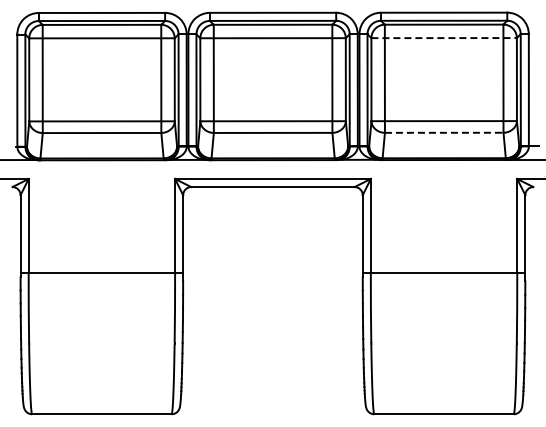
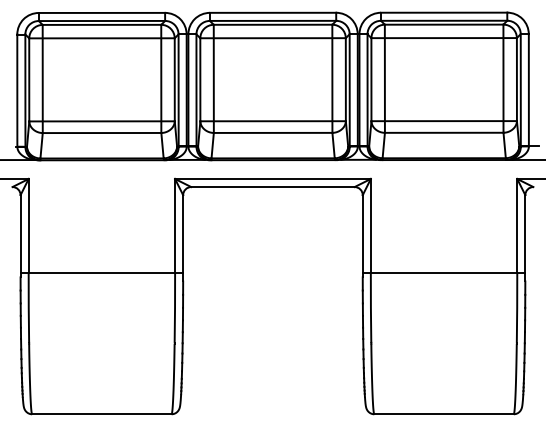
line: dashed -> solid (444, 38)
line: dashed -> solid (444, 132)
